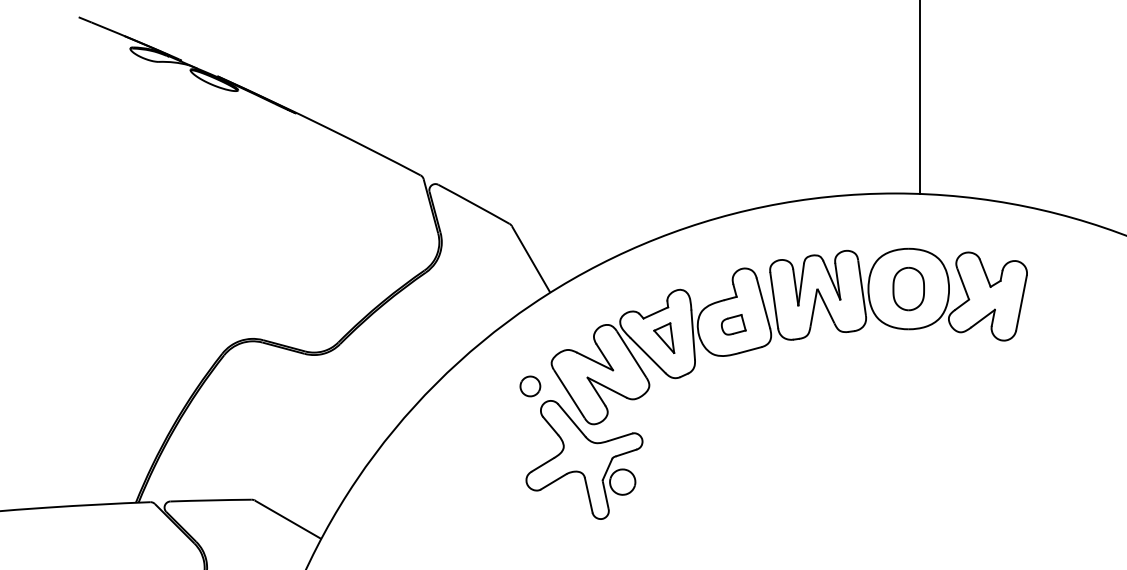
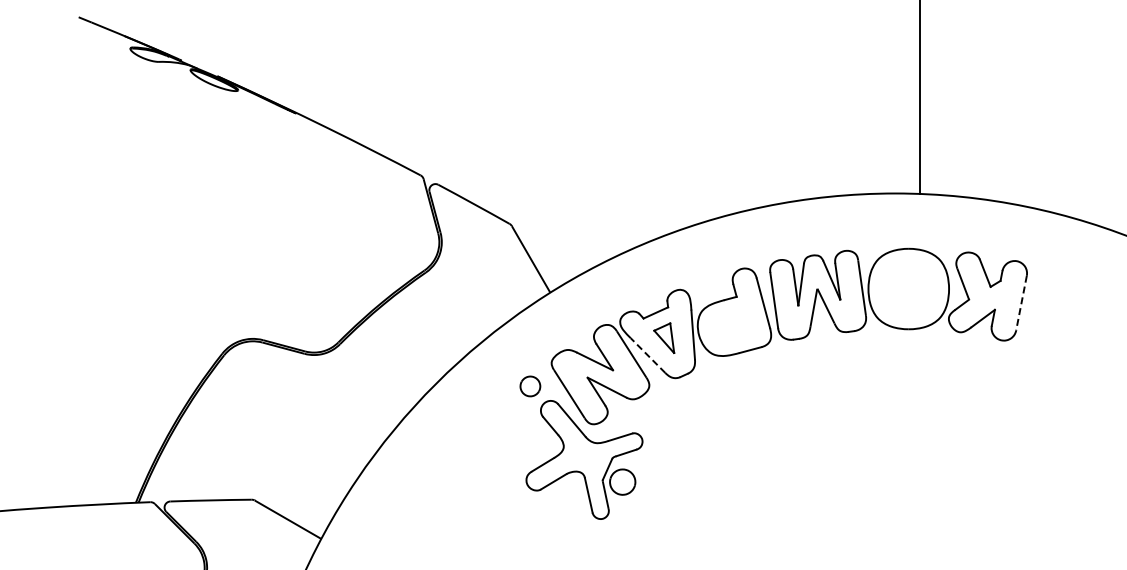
part: present -> none (908, 288)
line: solid -> dashed (1021, 303)
part: present -> none (733, 324)
line: solid -> dashed (648, 355)
